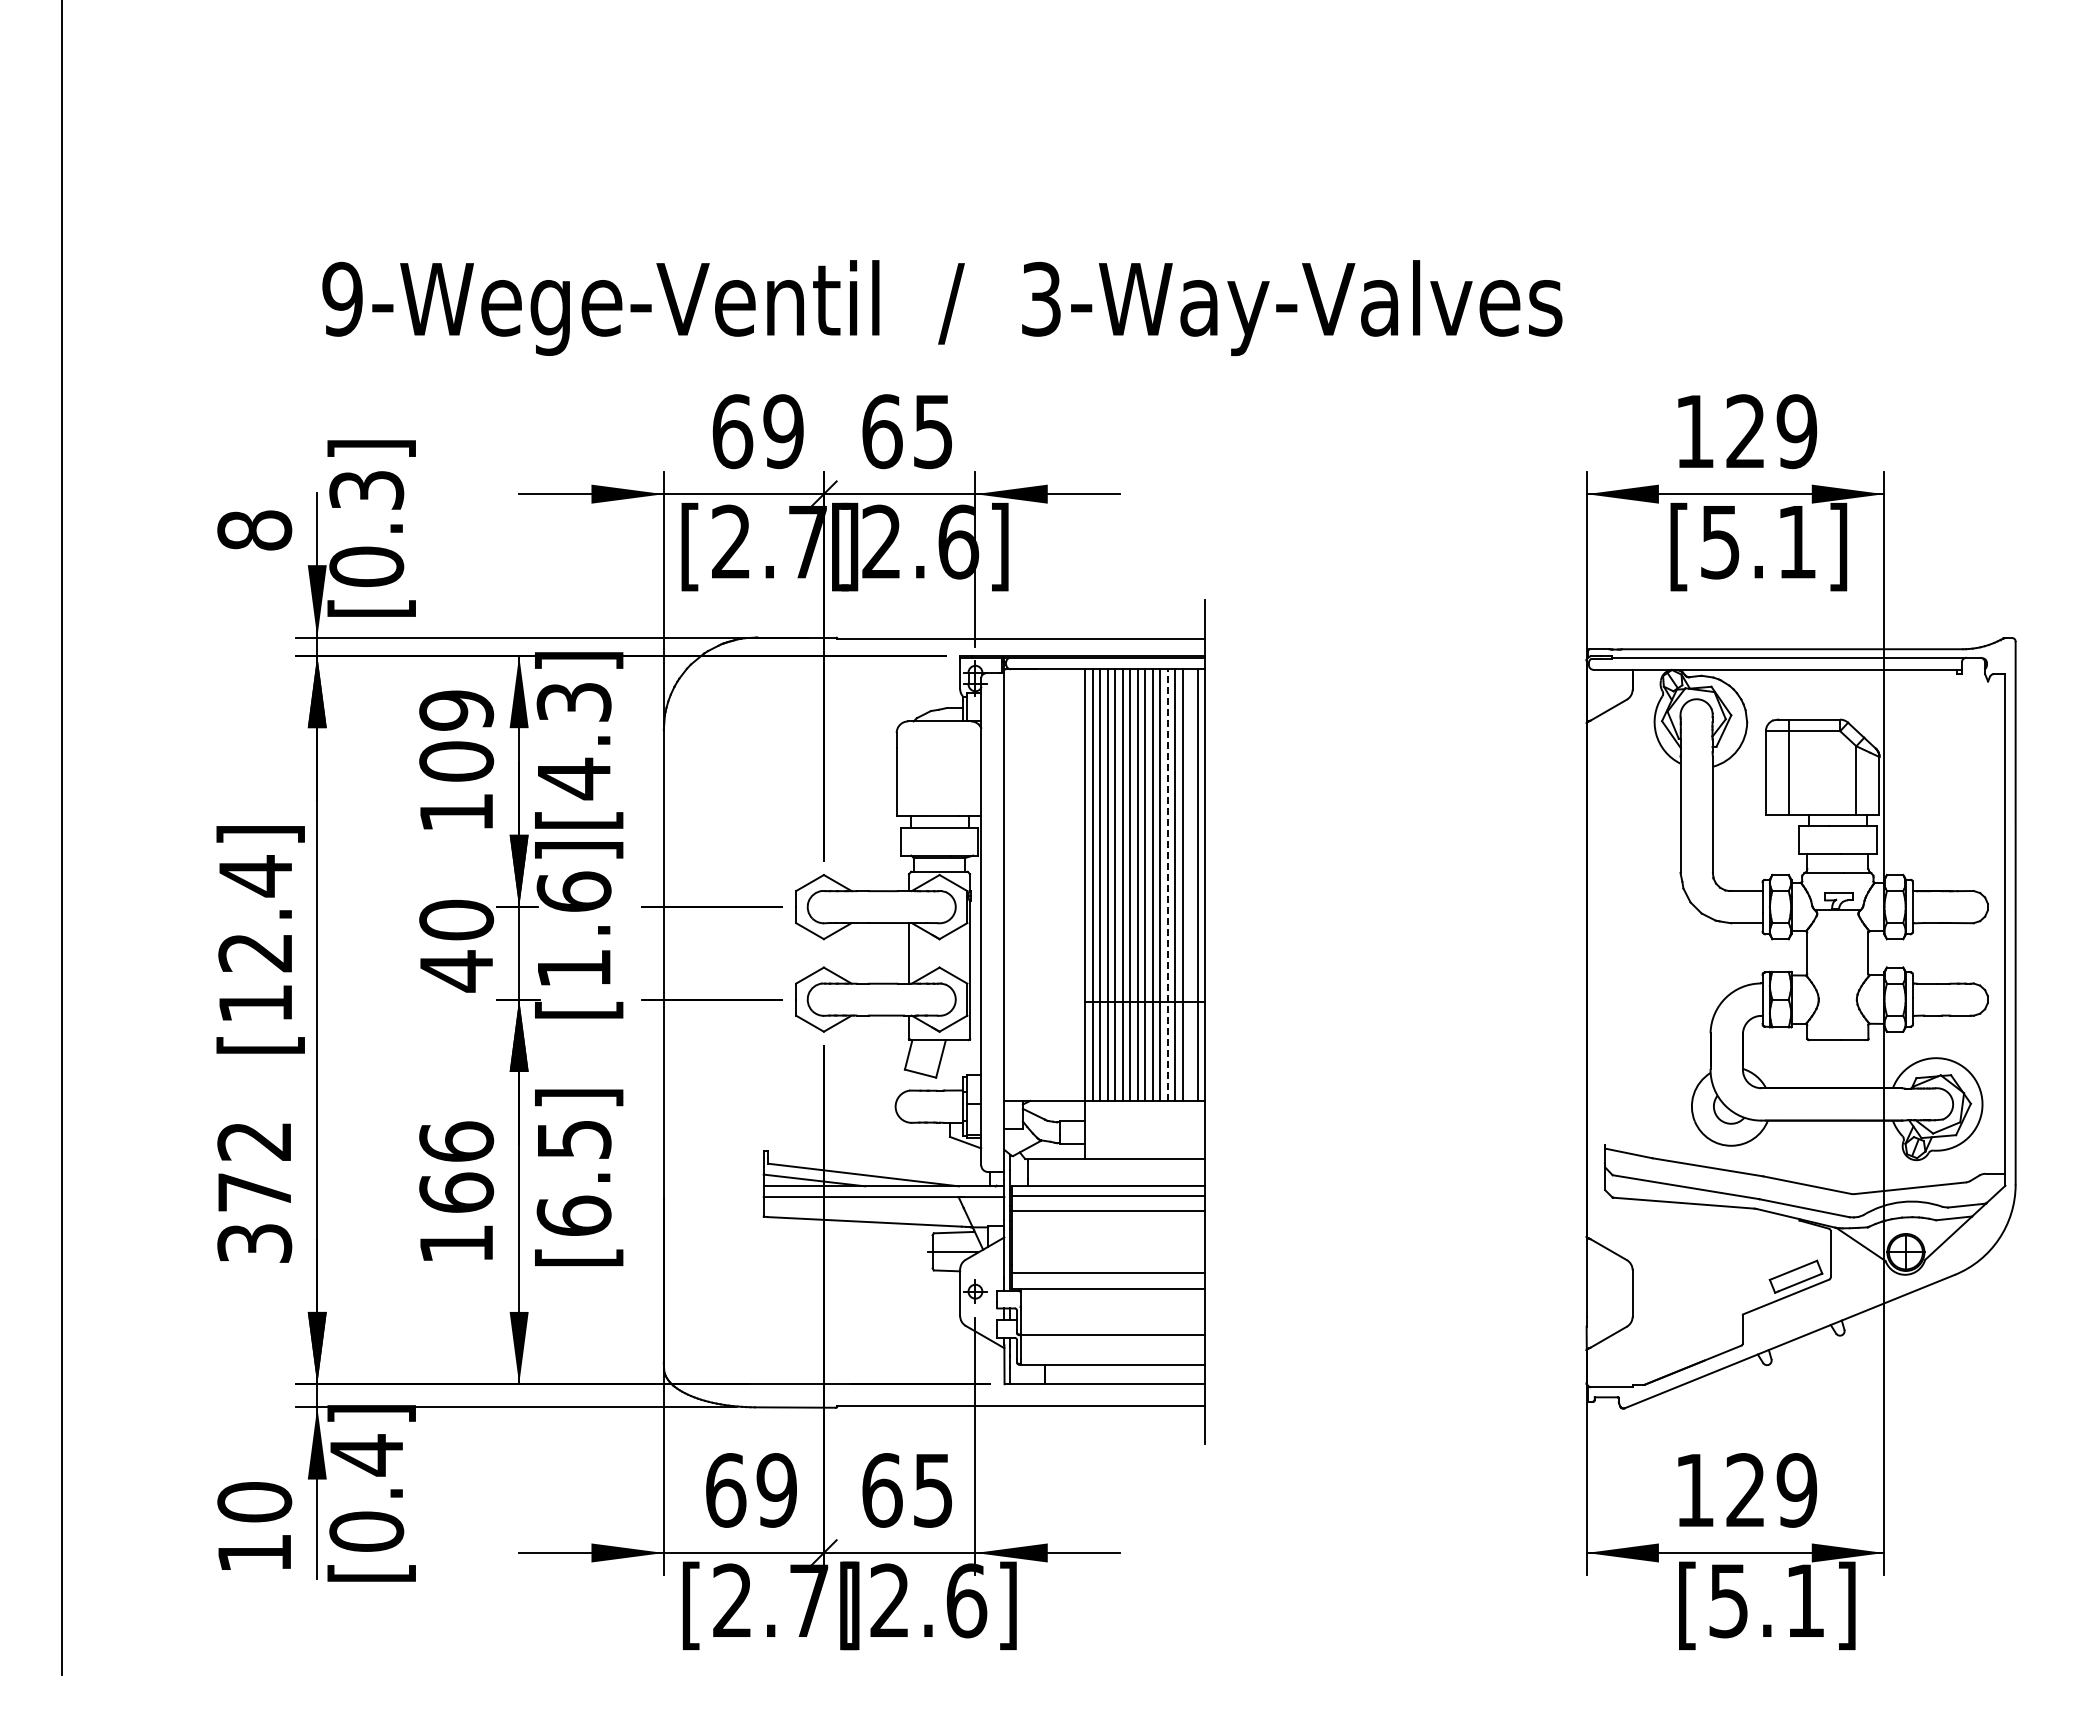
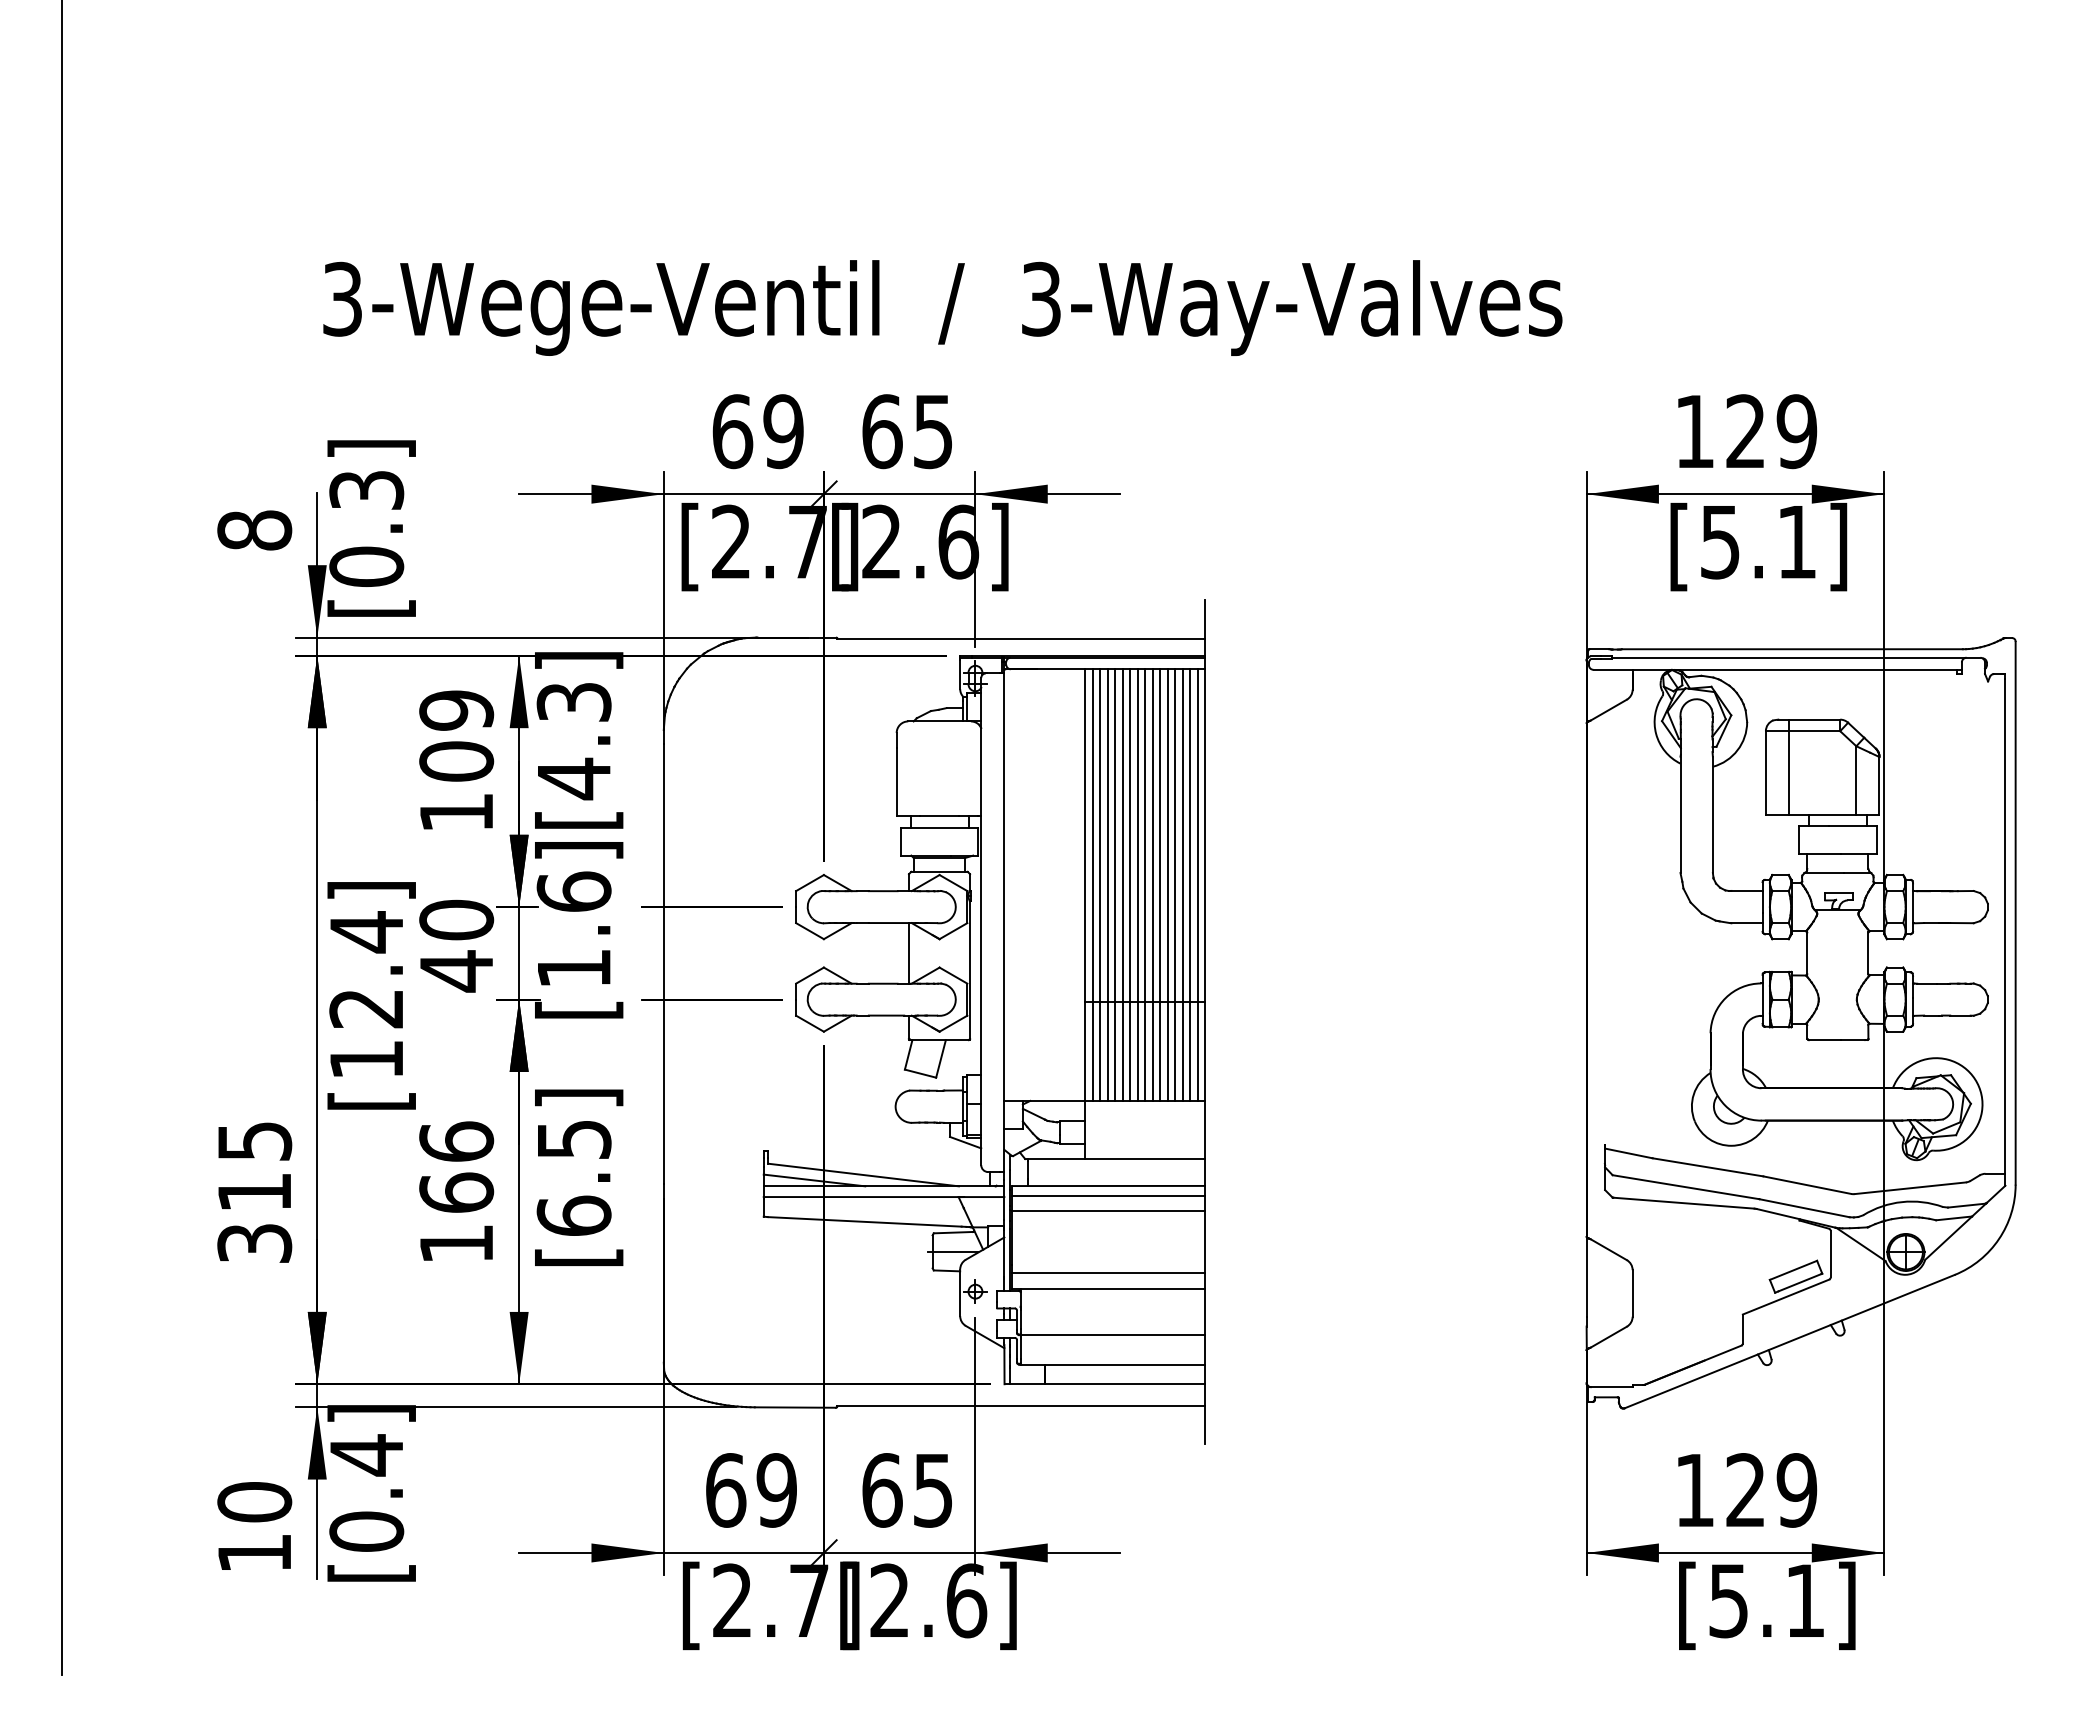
text: 9-Wege-Ventil -> 3-Wege-Ventil (342, 299)
line: none -> present (1190, 884)
line: dashed -> solid (1167, 885)
text position: (260, 939) -> (371, 995) (371, 995)
text: 372 -> 315 (254, 1166)
